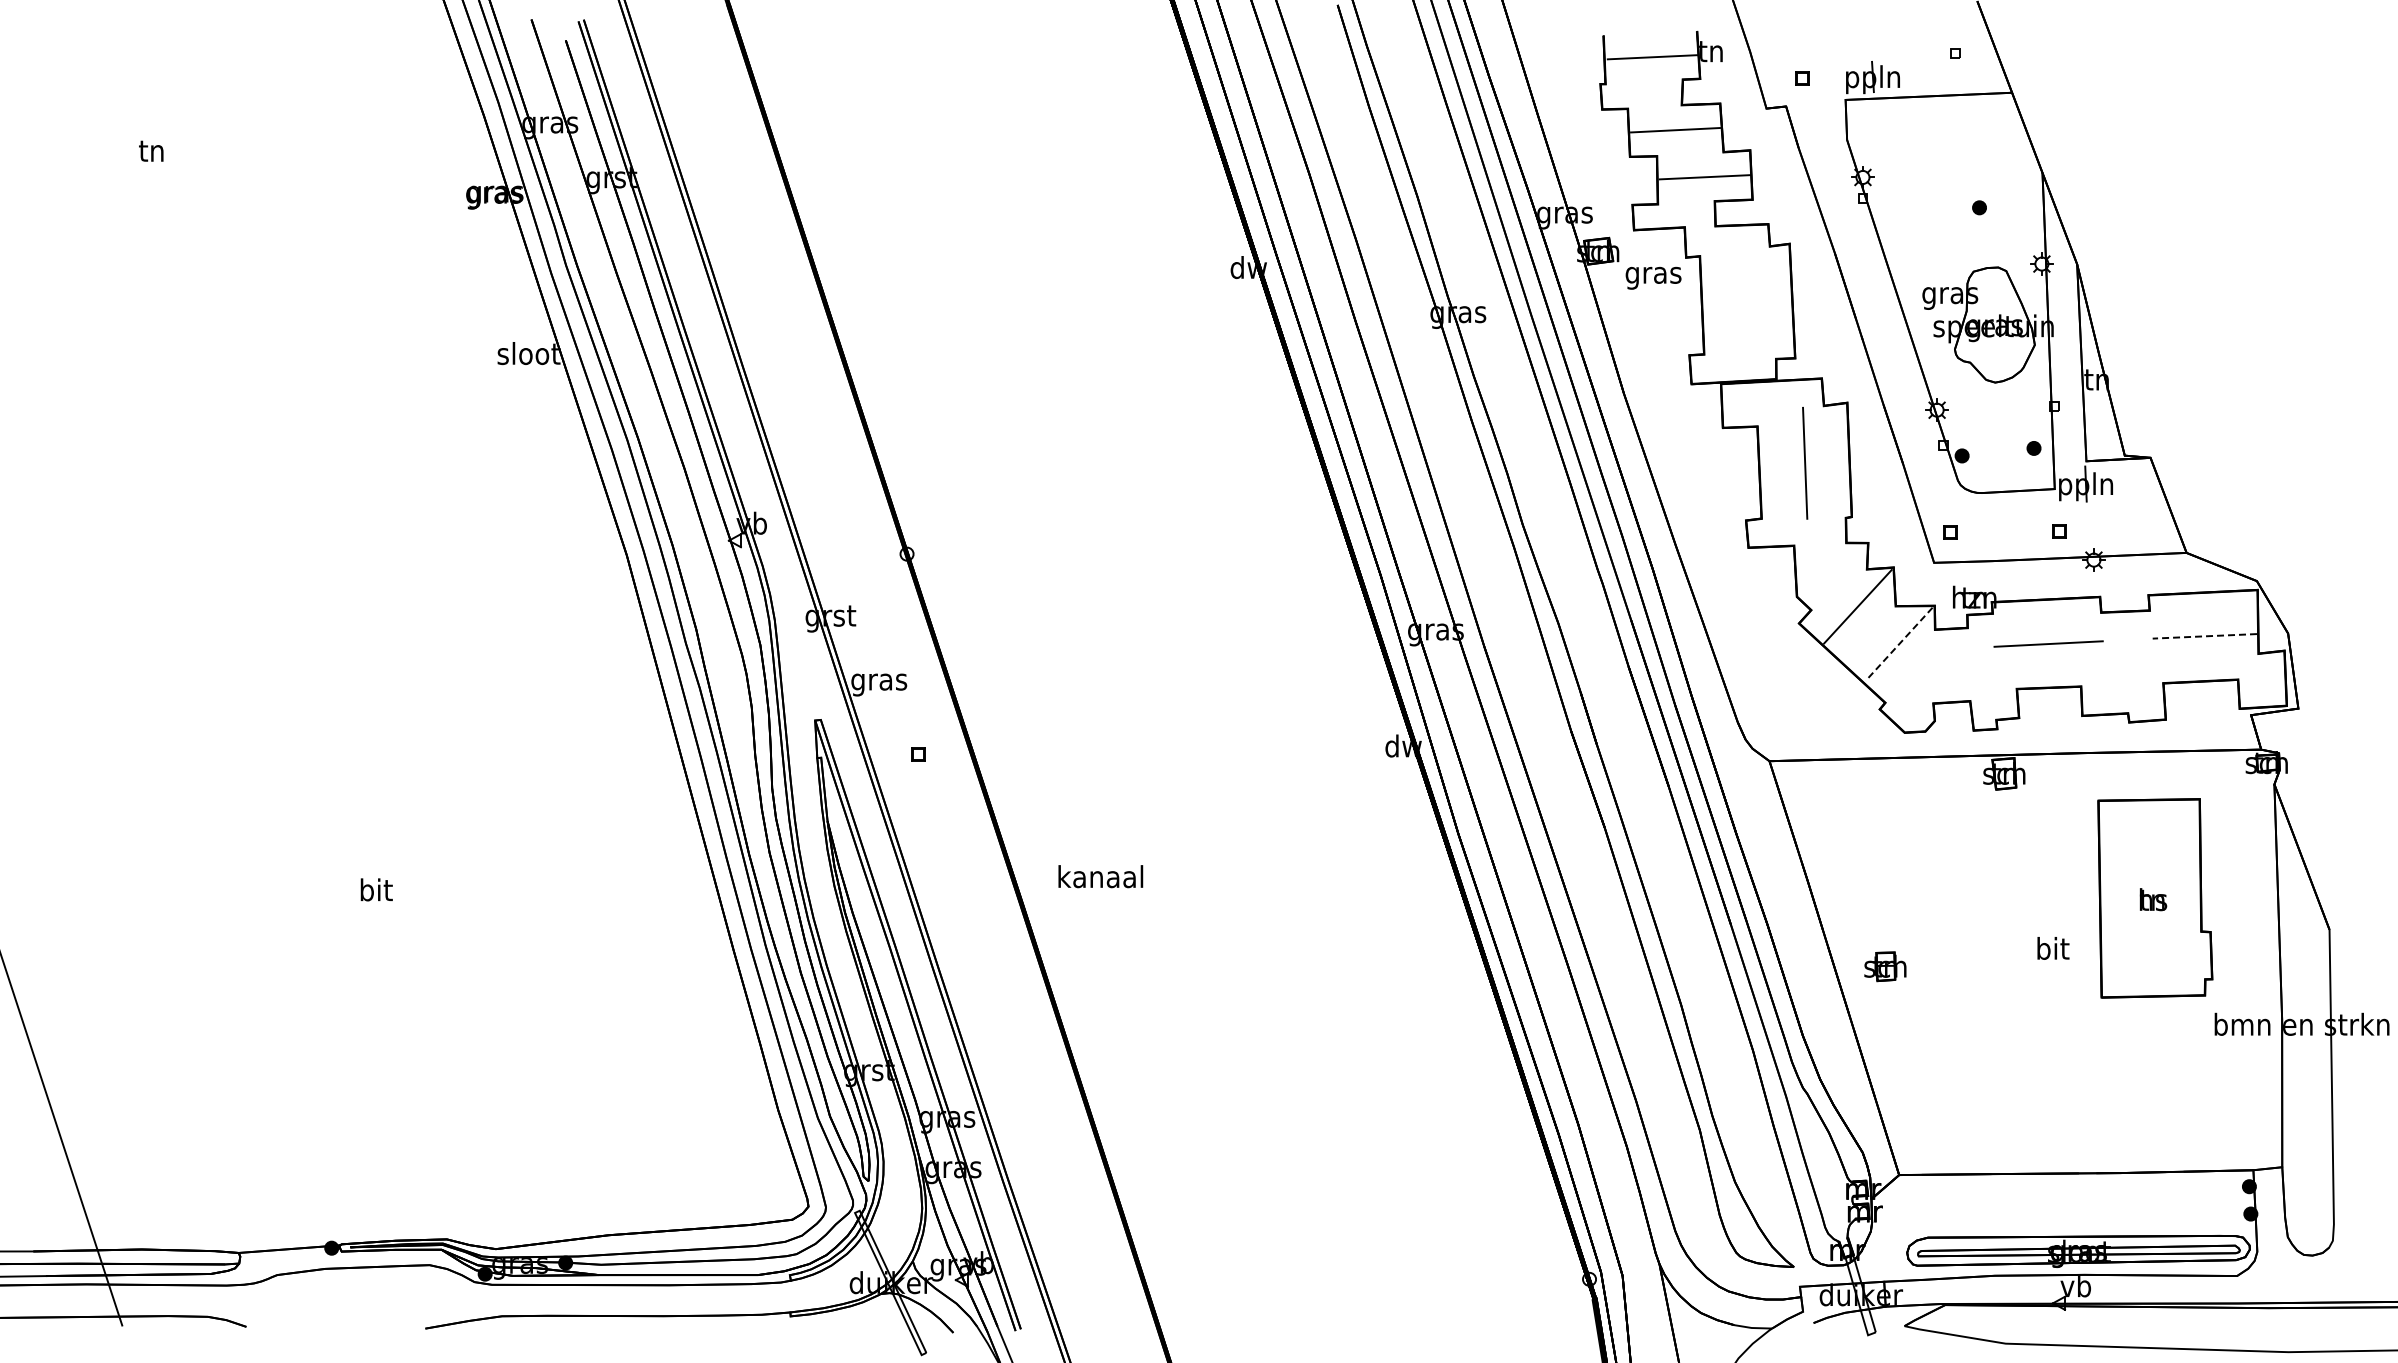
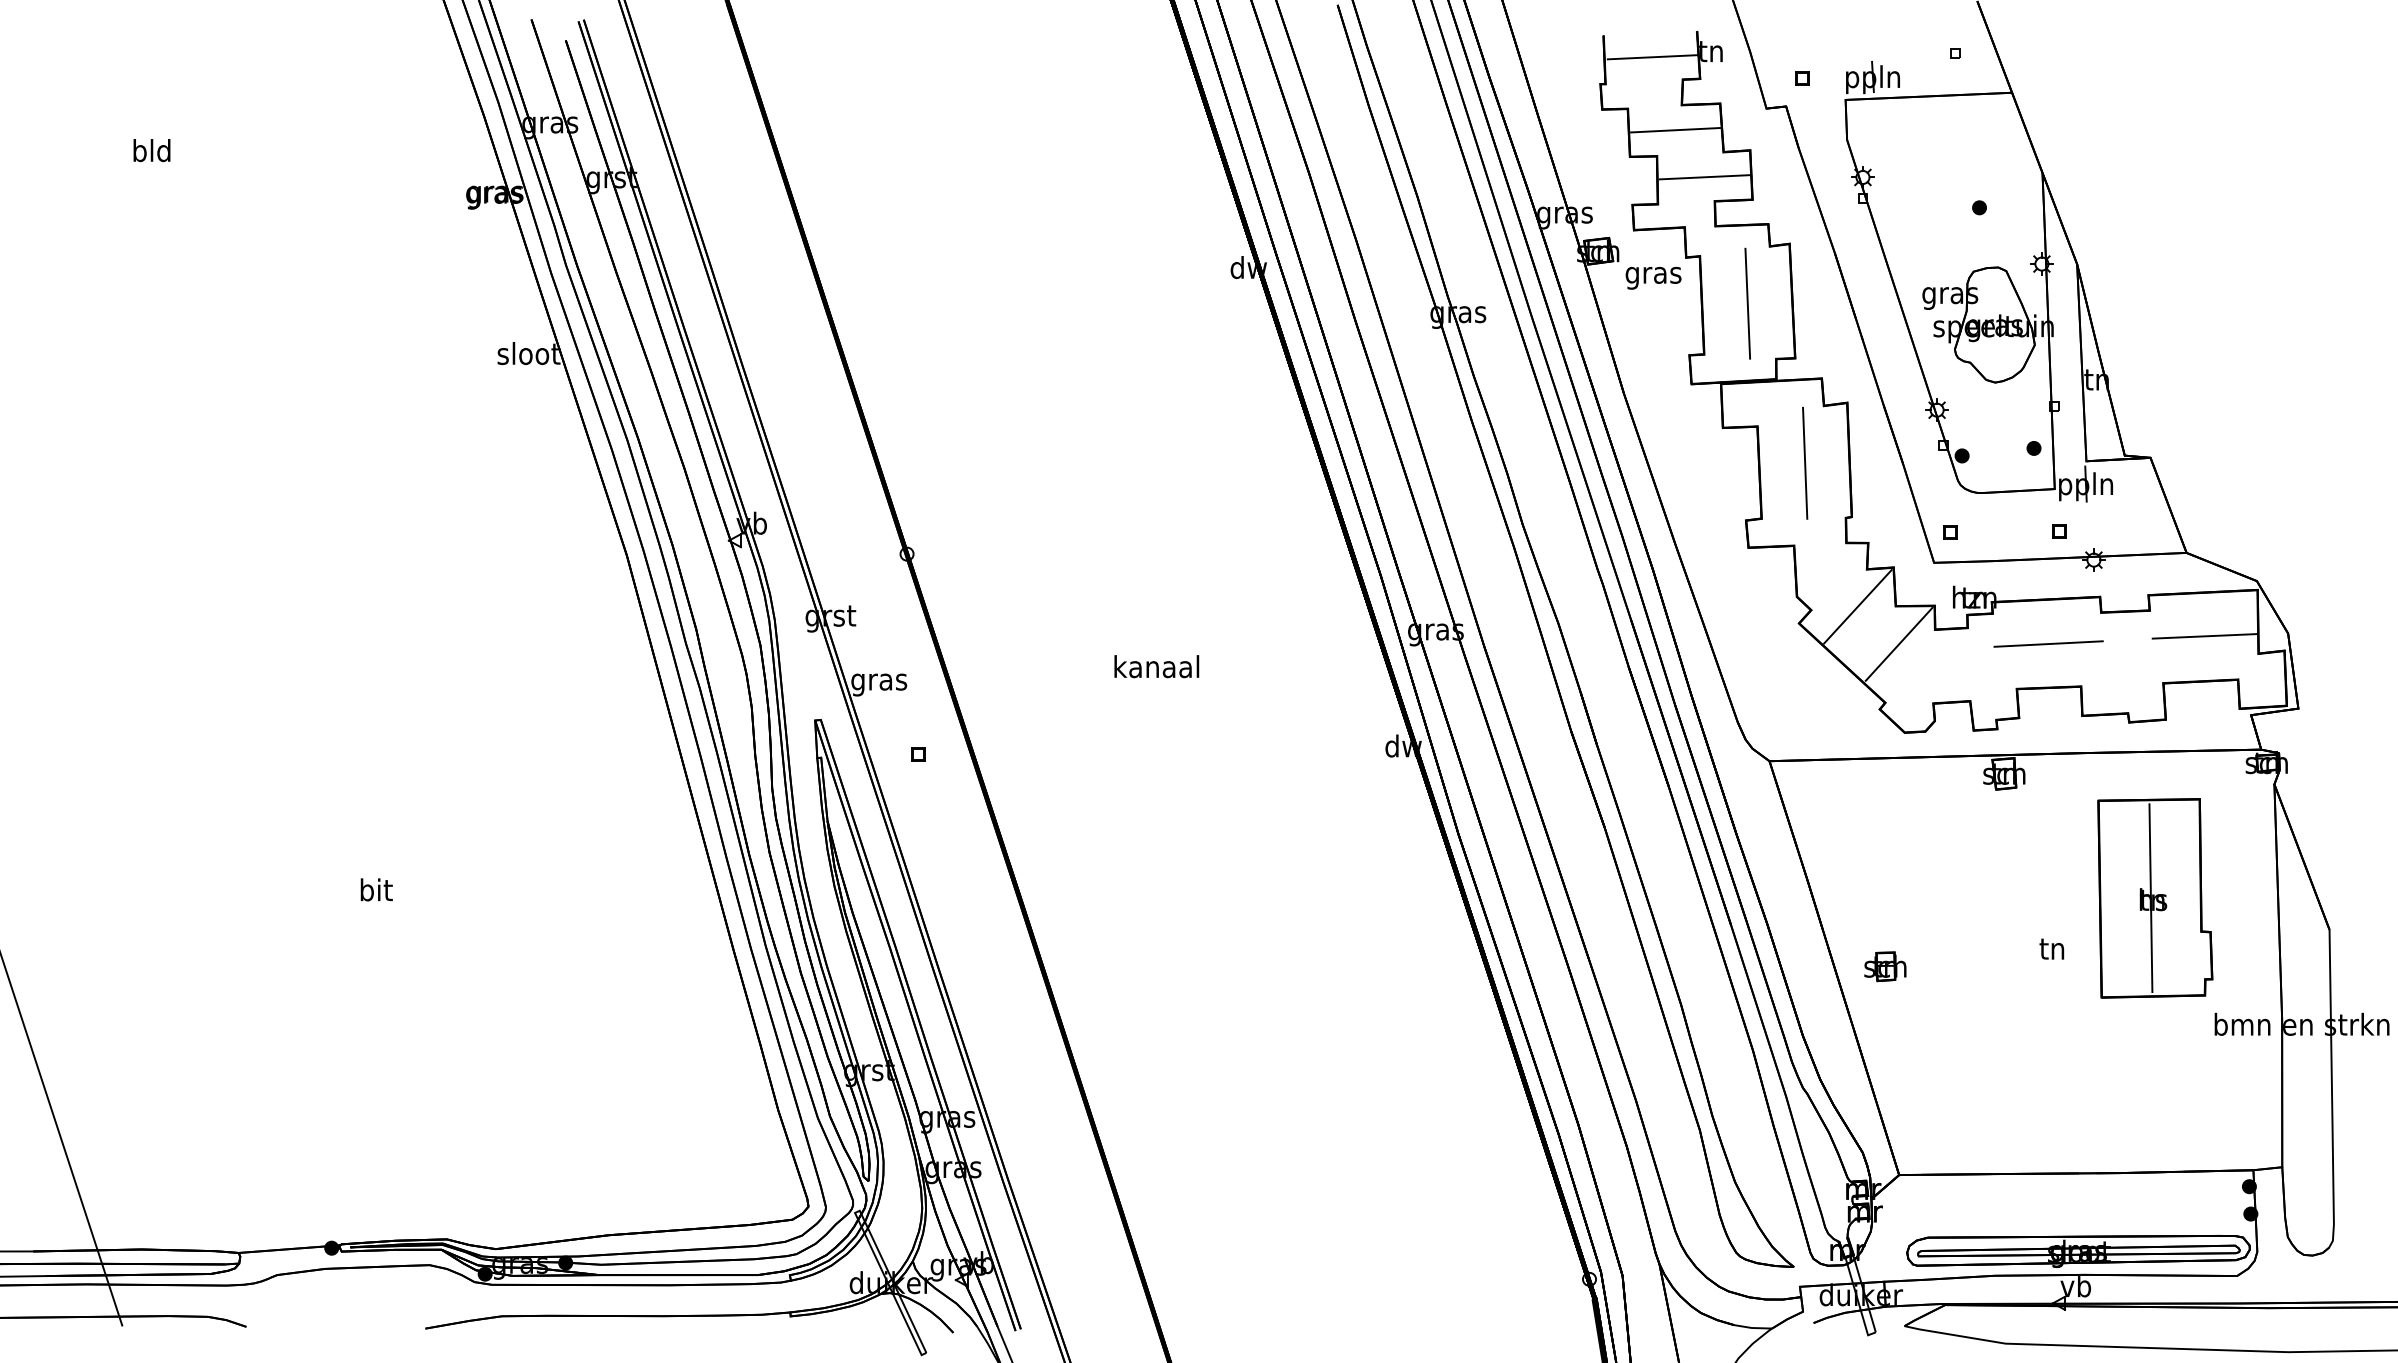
text: tn -> bld (151, 150)
line: none -> present (1747, 303)
line: dashed -> solid (2204, 636)
line: dashed -> solid (1899, 644)
text position: (1100, 876) -> (1156, 666) (1156, 666)
line: none -> present (2150, 898)
text: bit -> tn (2053, 948)
